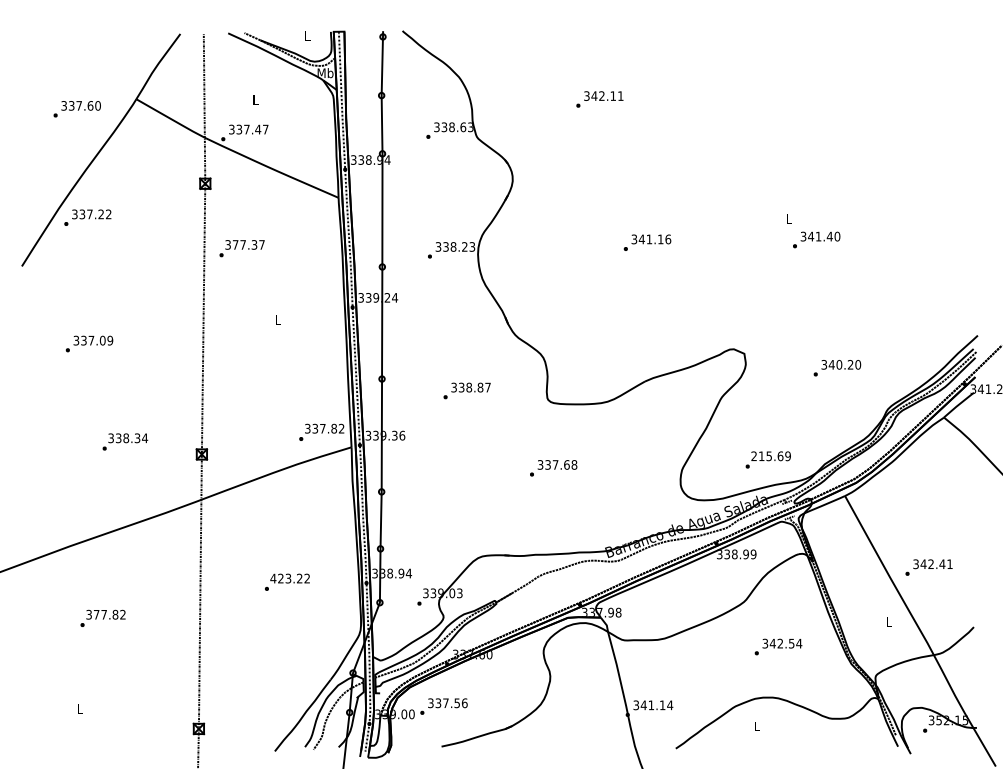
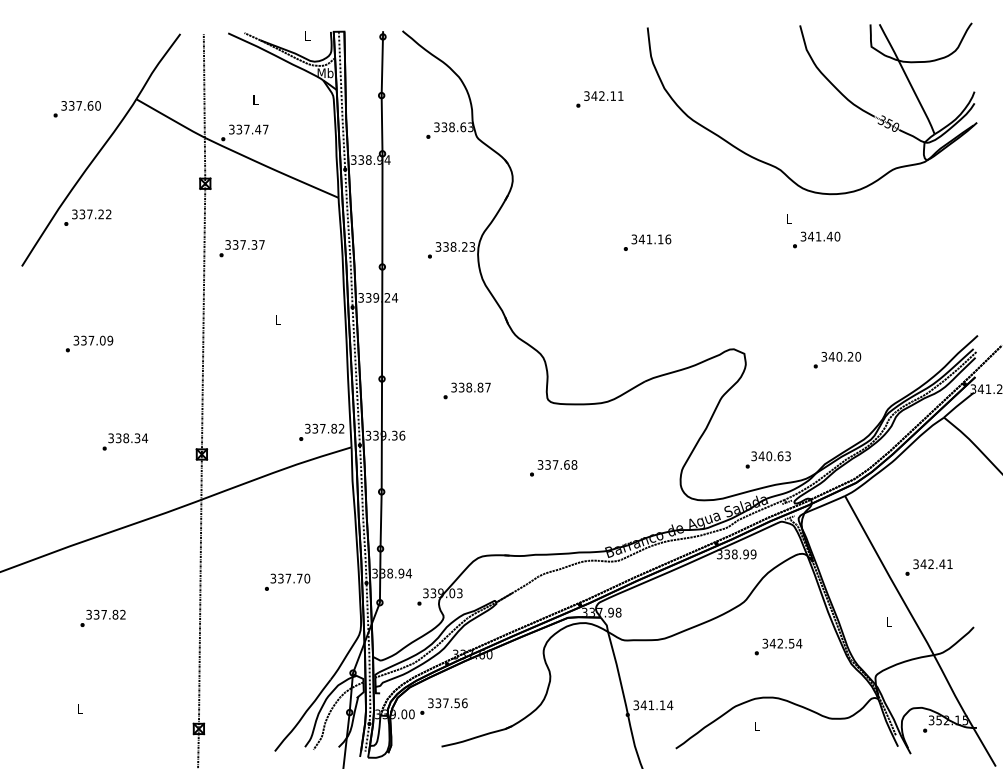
part: none -> present (834, 88)
text: 377.37 -> 337.37 (235, 244)
text position: (837, 368) -> (837, 360) (837, 360)
text: 215.69 -> 340.63 (770, 456)
text: 423.22 -> 337.70 (290, 578)
text: 377.82 -> 337.82 (96, 614)
